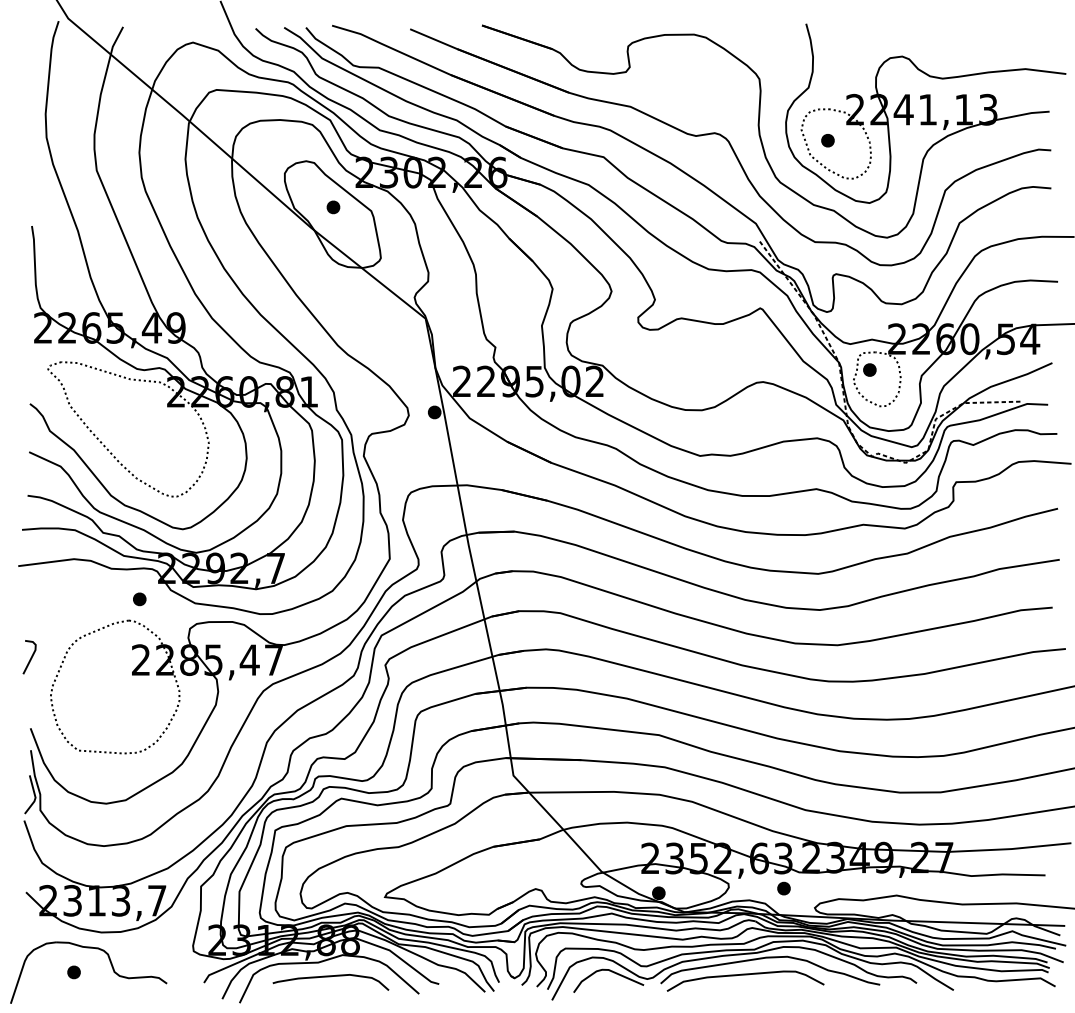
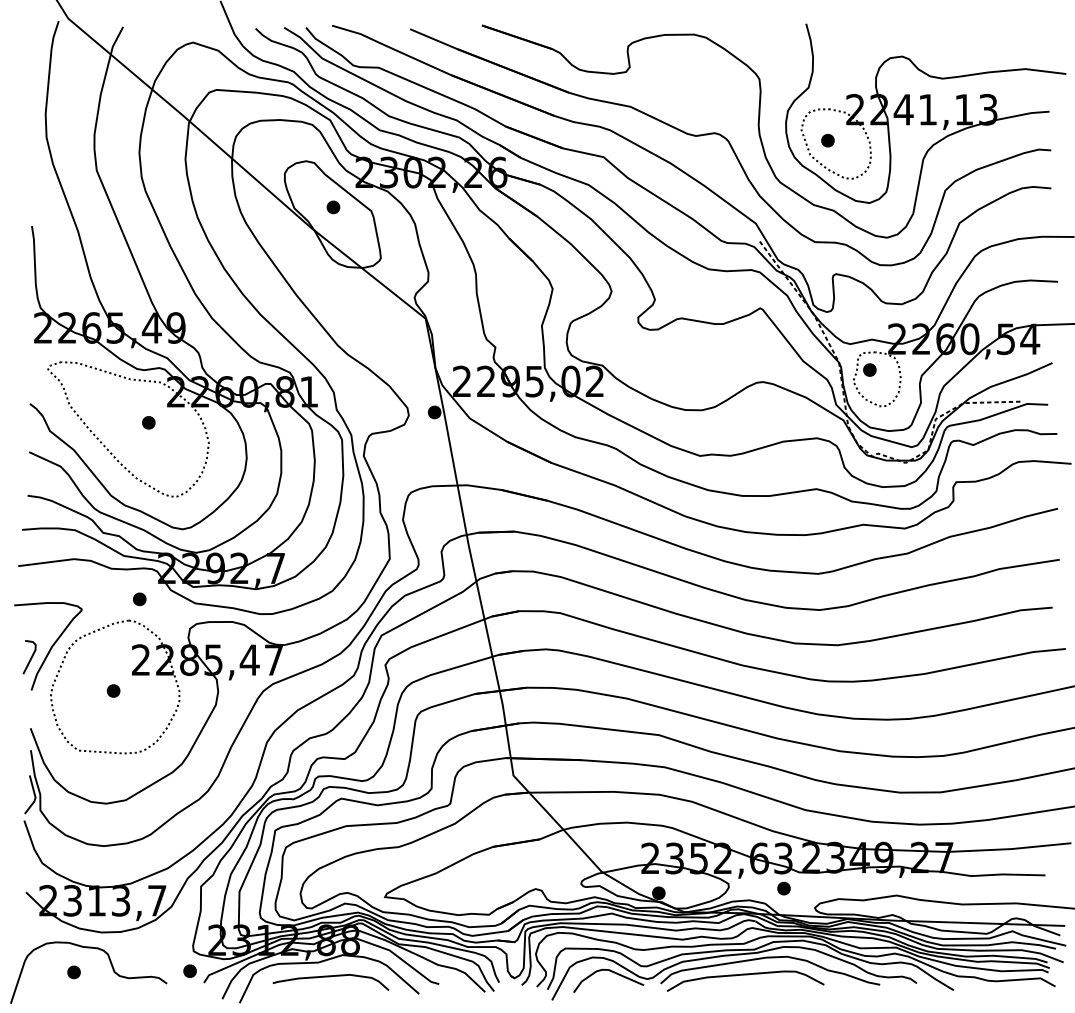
part: none -> present (148, 422)
curve: none -> present (50, 647)
part: none -> present (113, 690)
part: none -> present (189, 970)
